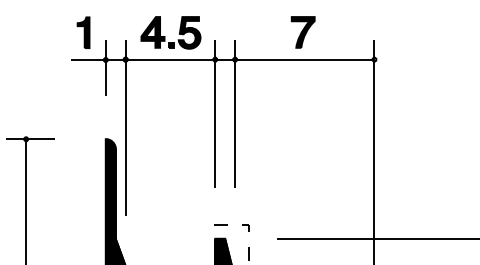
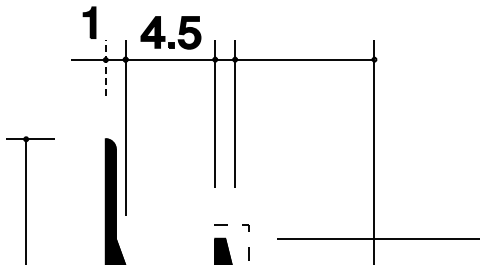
part position: (83, 32) -> (89, 22) (89, 22)
part: present -> none (302, 32)
line: solid -> dashed (105, 68)
